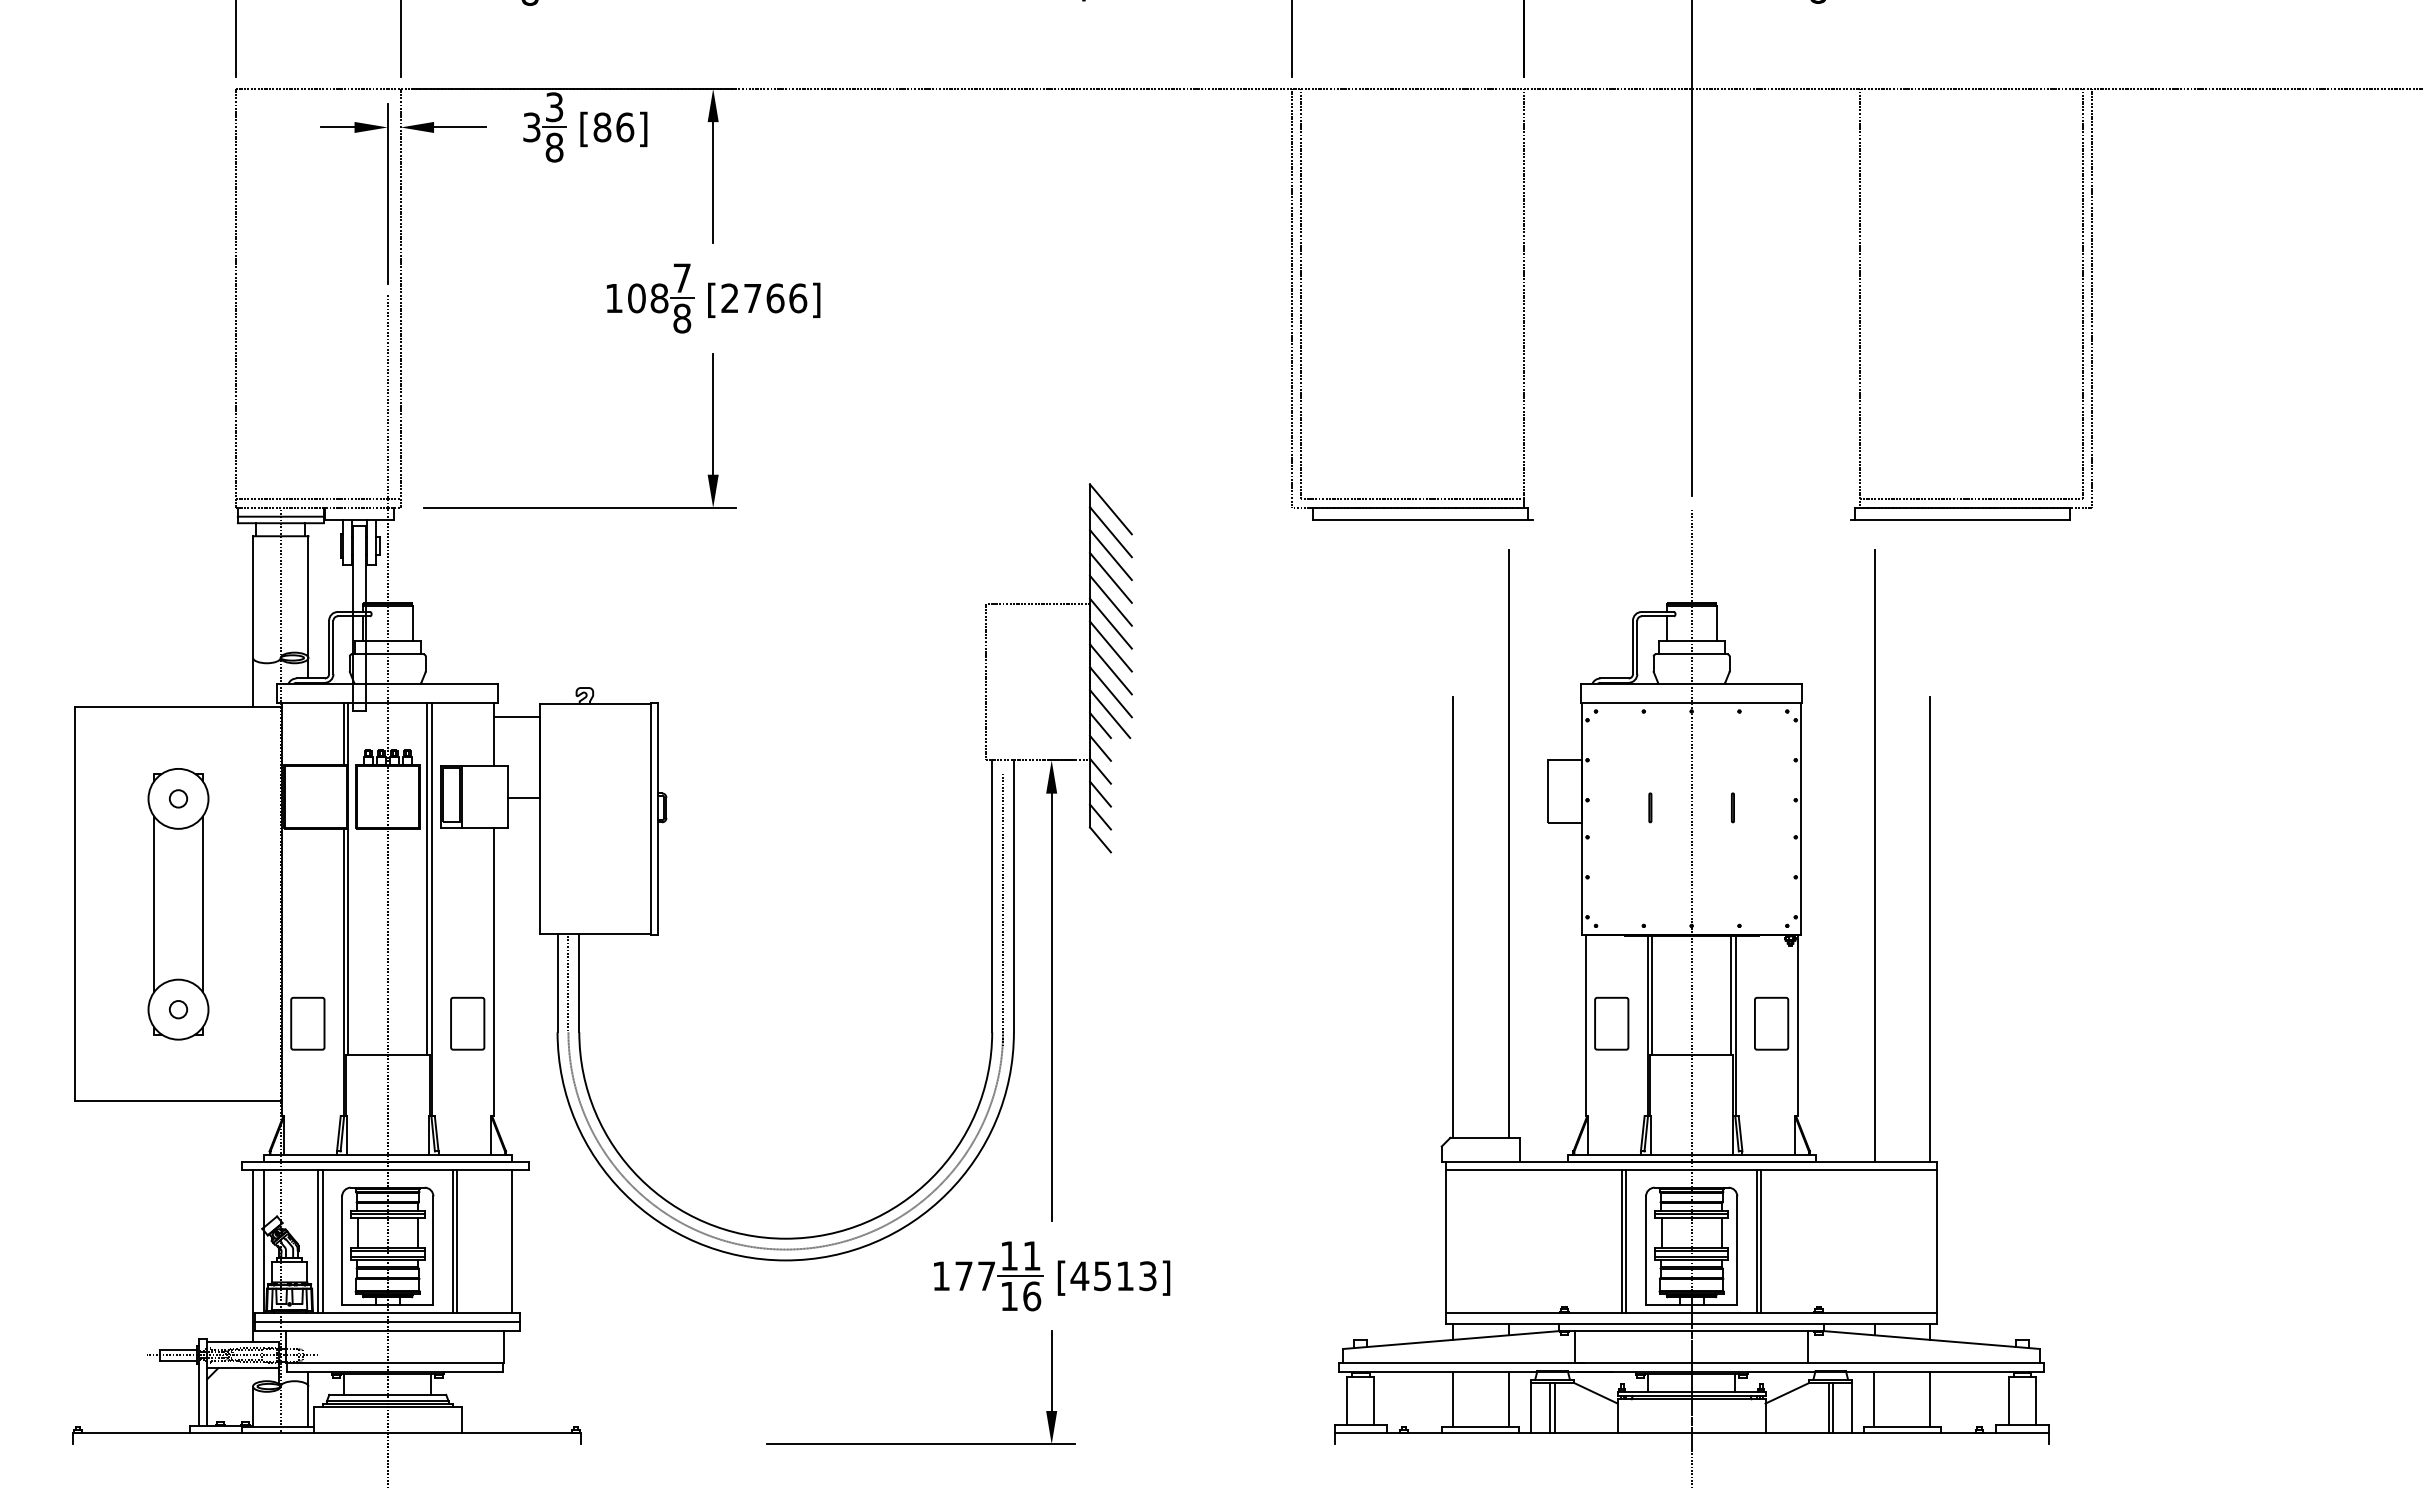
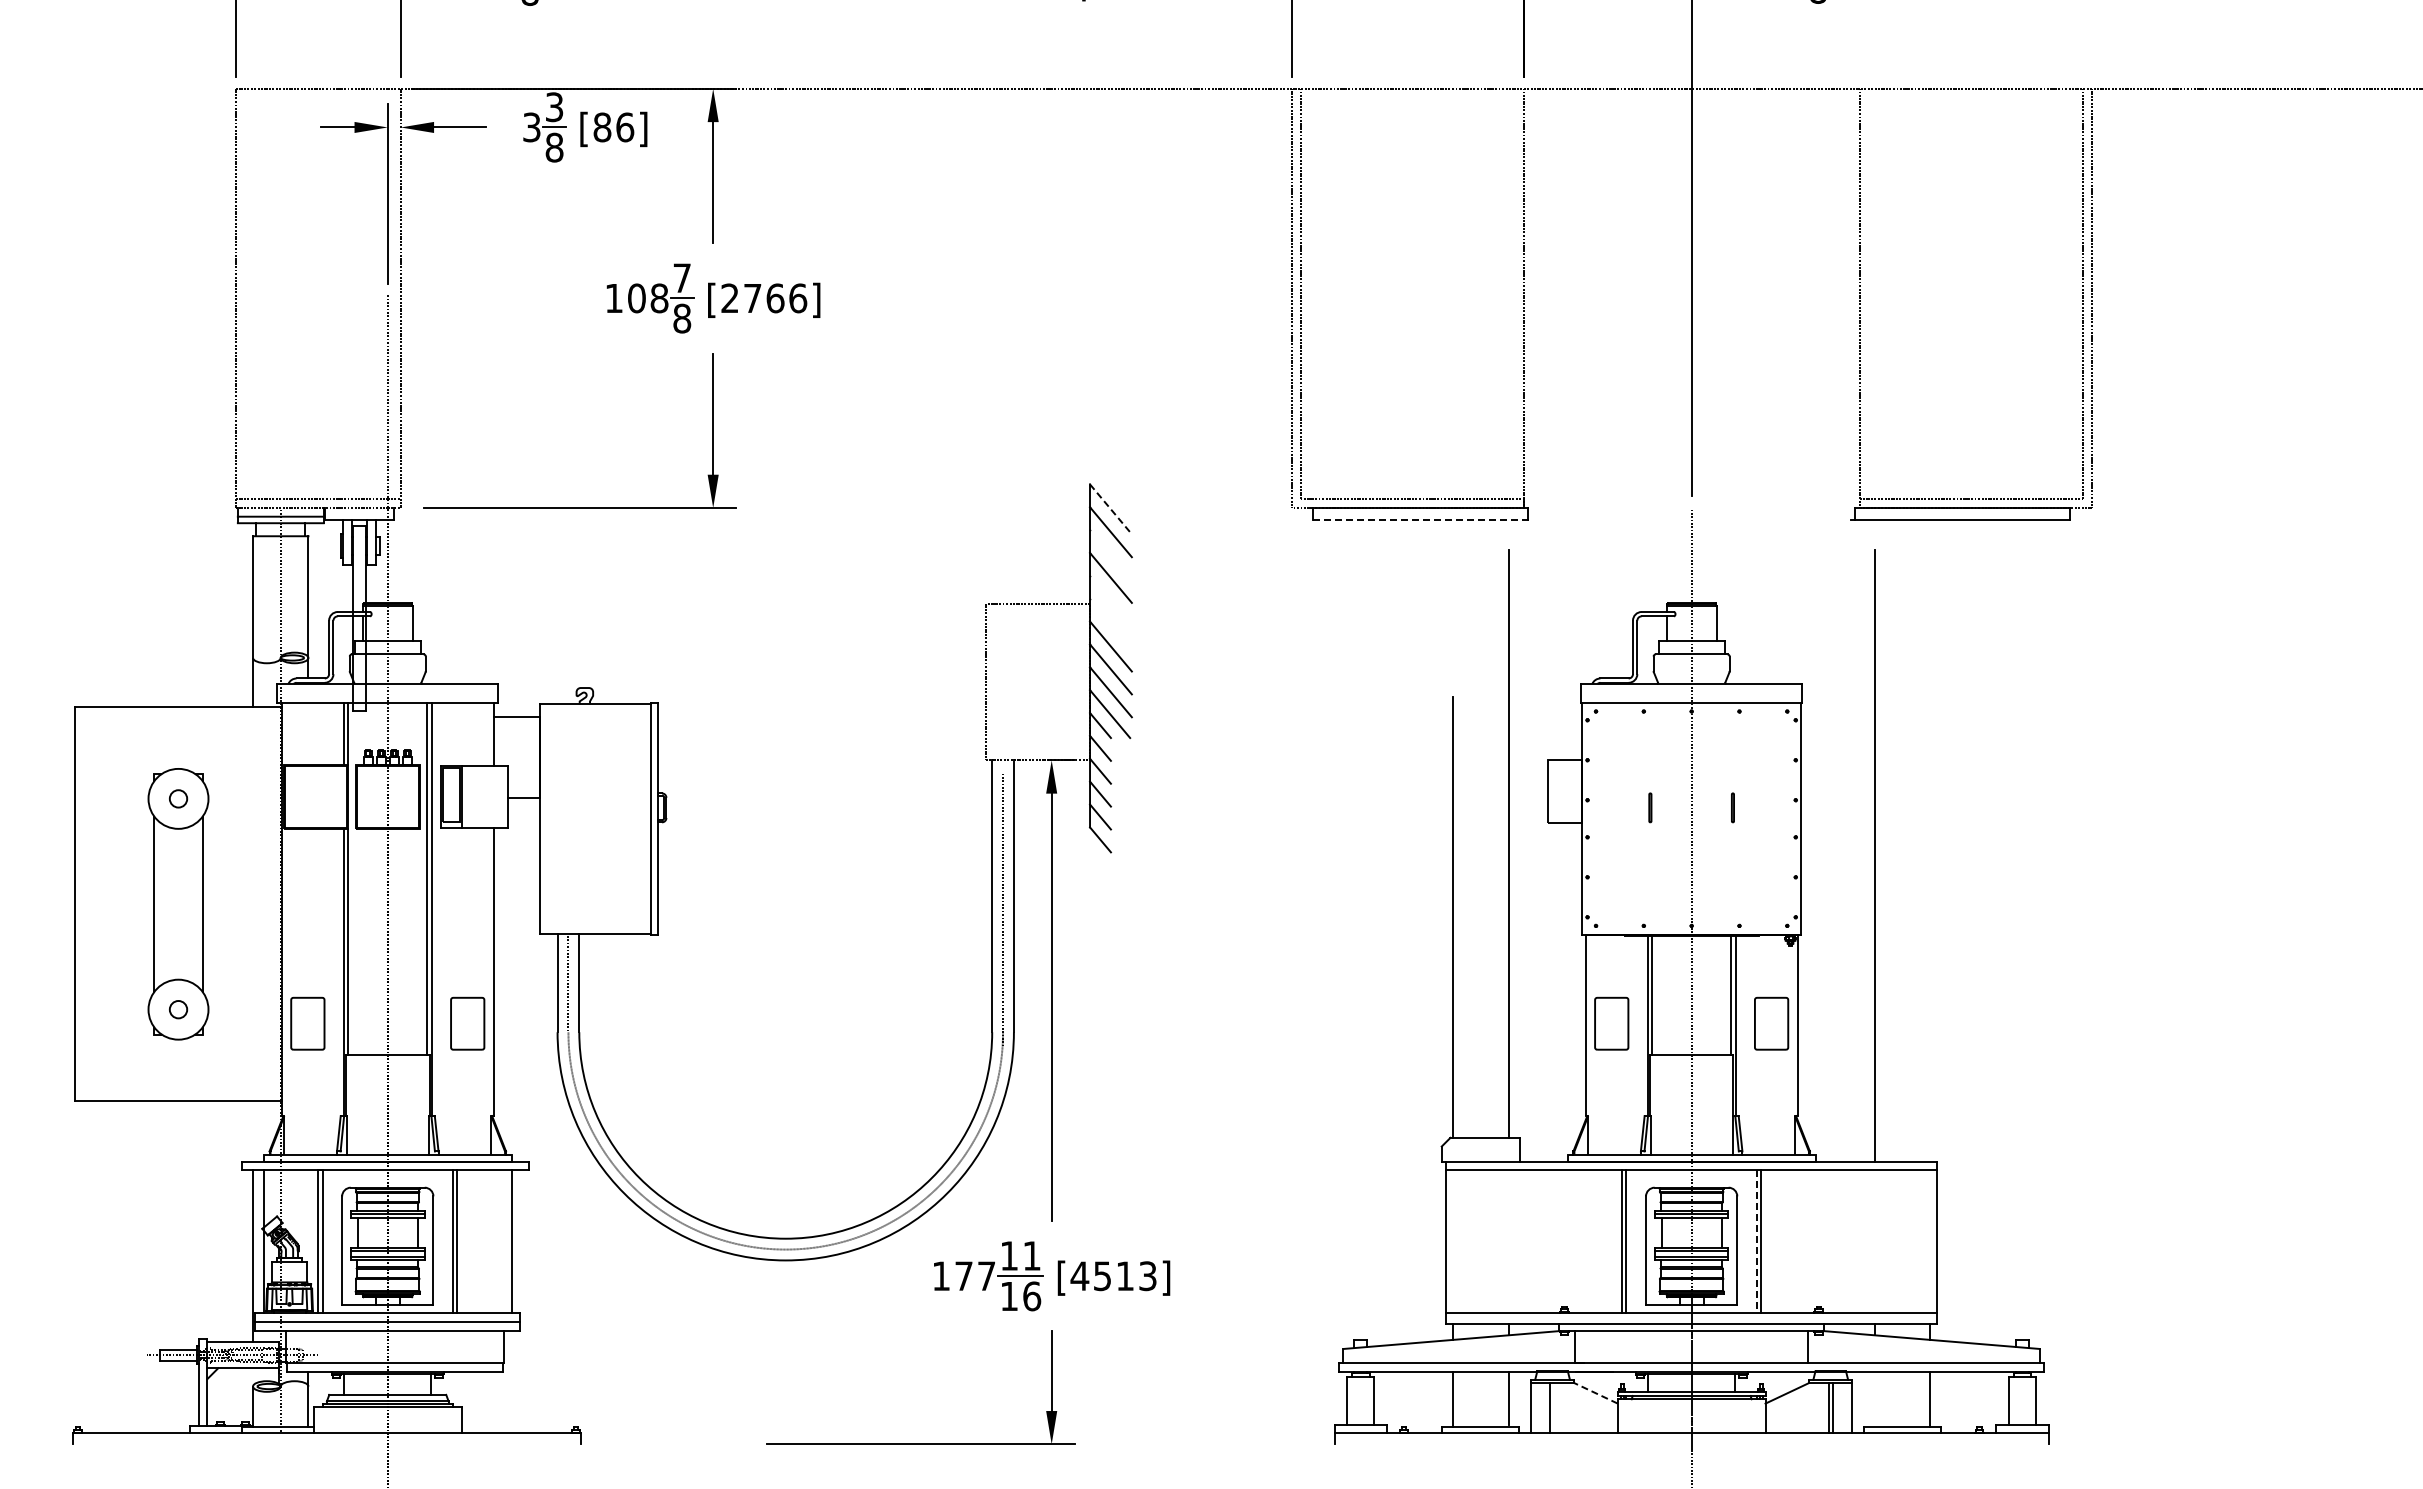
line: solid -> dashed (1110, 509)
line: solid -> dashed (1422, 519)
line: present -> none (1110, 555)
line: present -> none (1110, 600)
line: present -> none (1110, 623)
line: present -> none (1930, 929)
line: solid -> dashed (1756, 1242)
line: solid -> dashed (1595, 1393)
line: present -> none (1874, 1398)
line: present -> none (1554, 1408)
